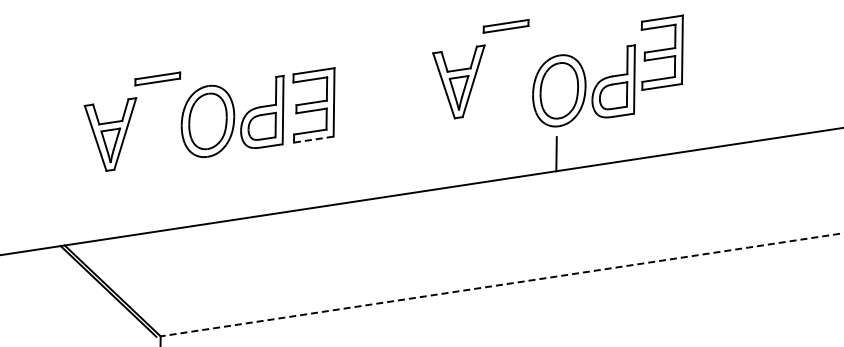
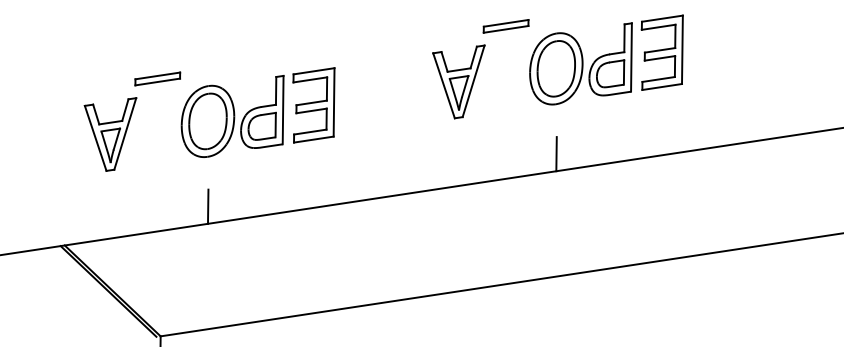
part position: (583, 85) -> (580, 63) (580, 63)
line: dashed -> solid (314, 139)
line: none -> present (208, 206)
line: dashed -> solid (501, 284)
